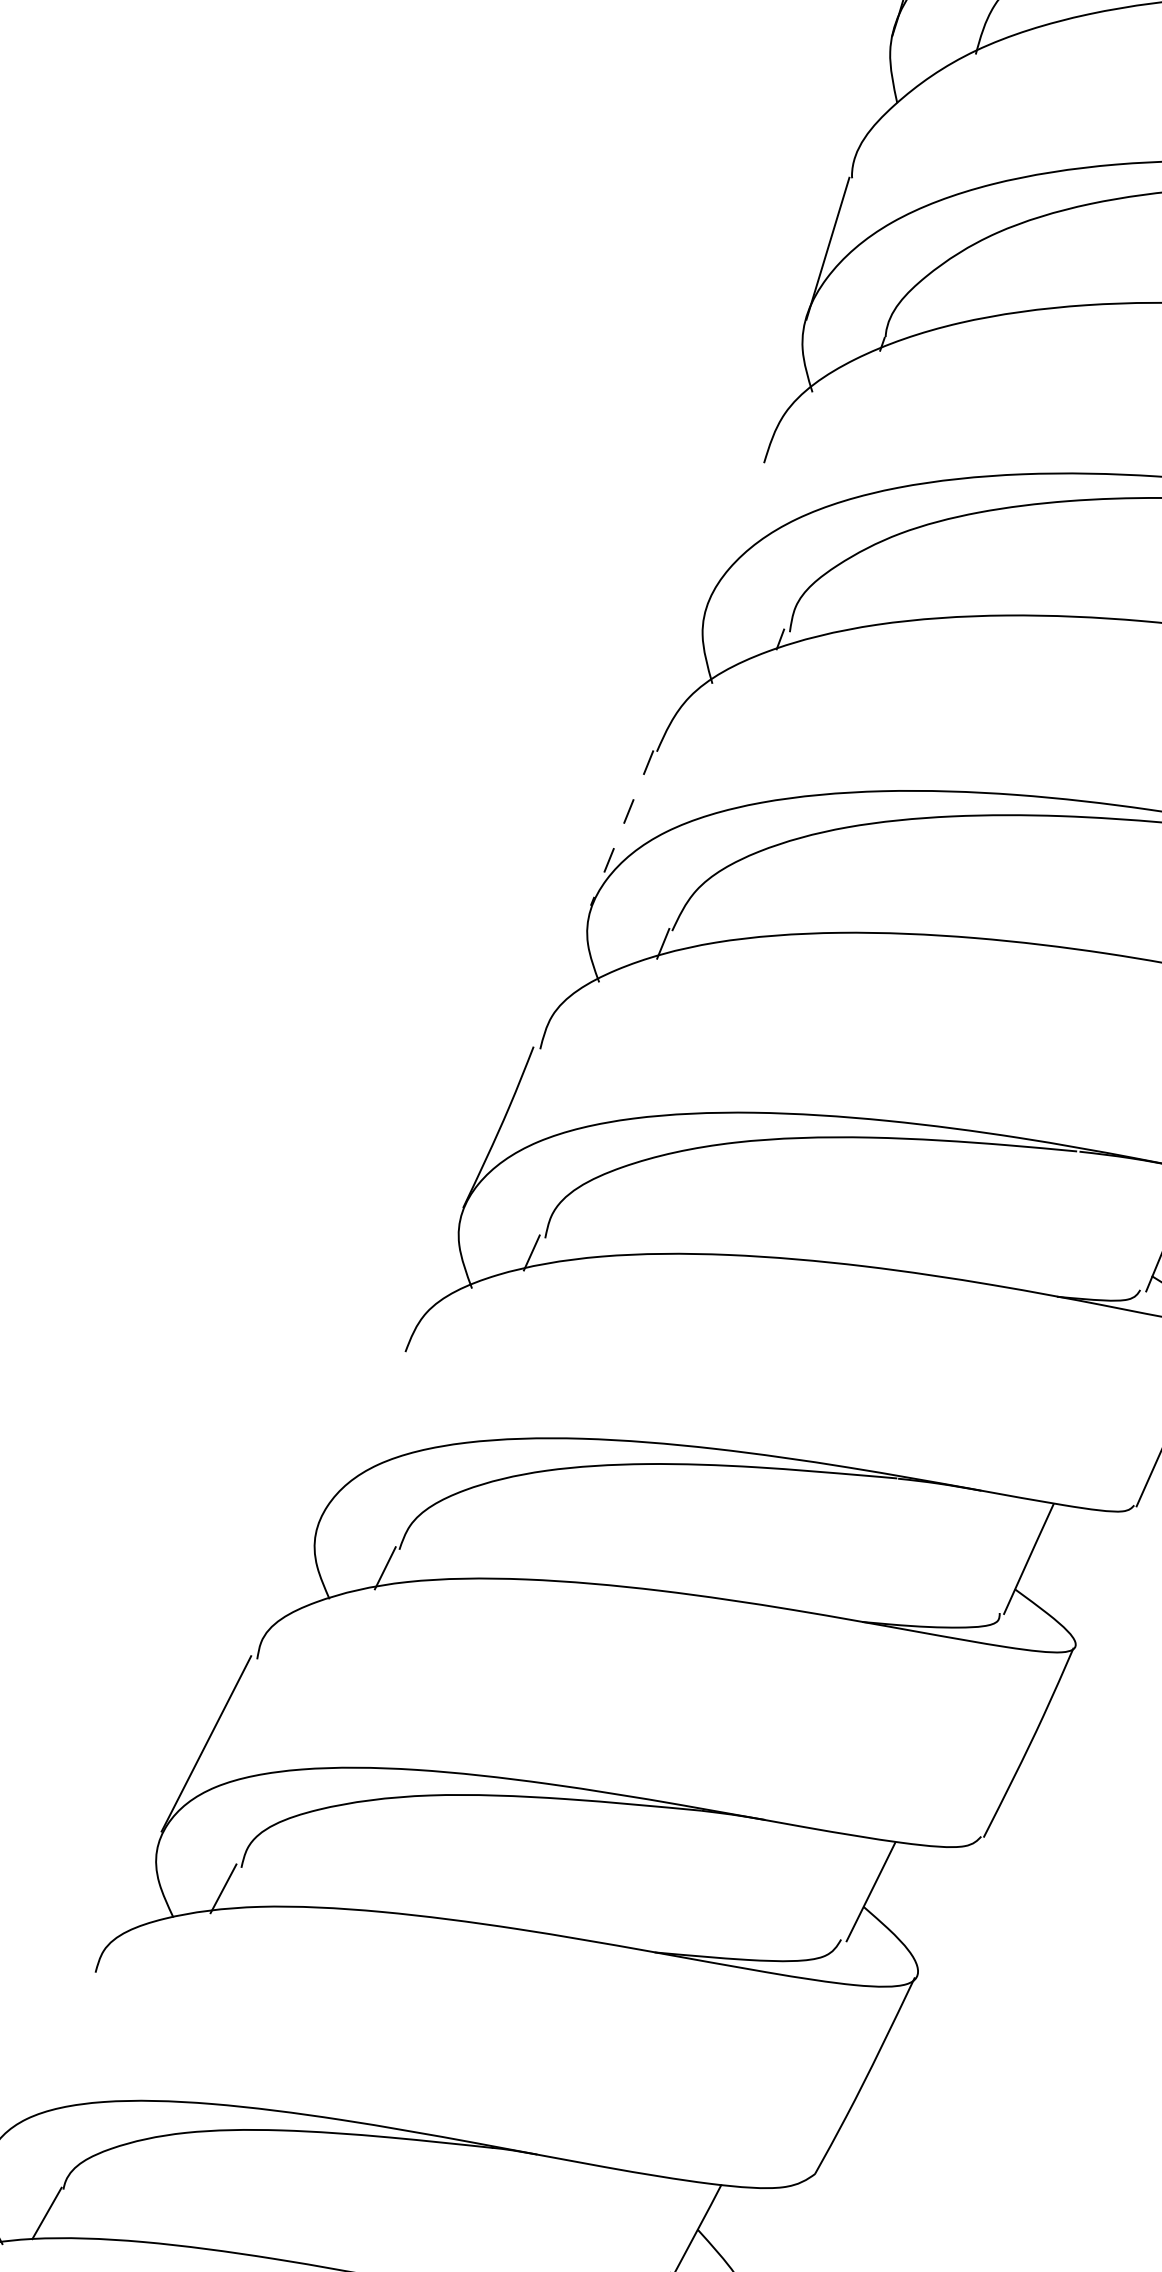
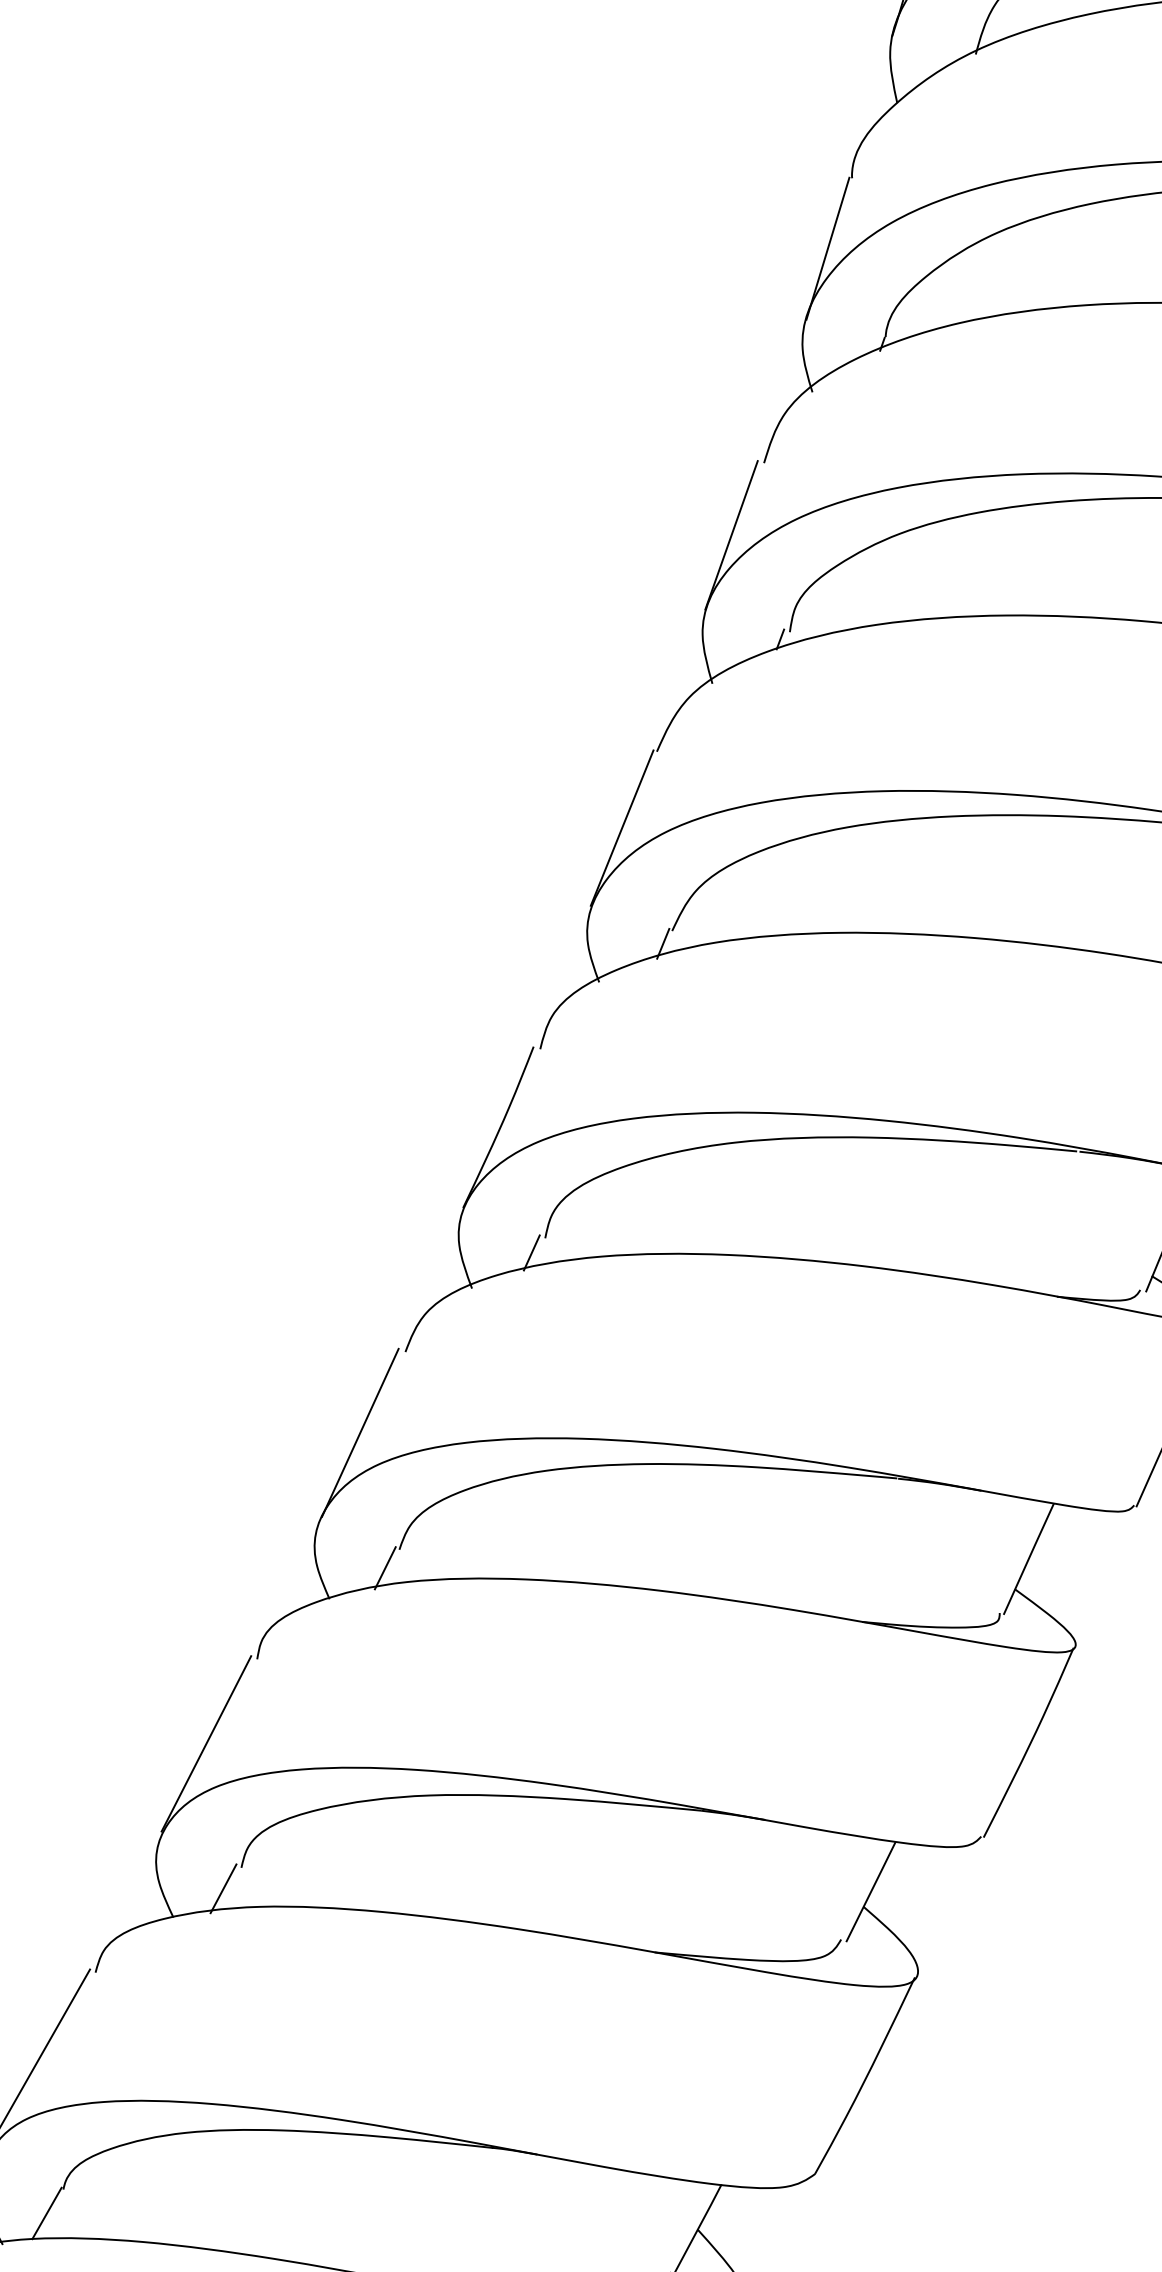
line: none -> present (731, 535)
line: dashed -> solid (622, 828)
line: none -> present (360, 1432)
line: none -> present (46, 2046)
